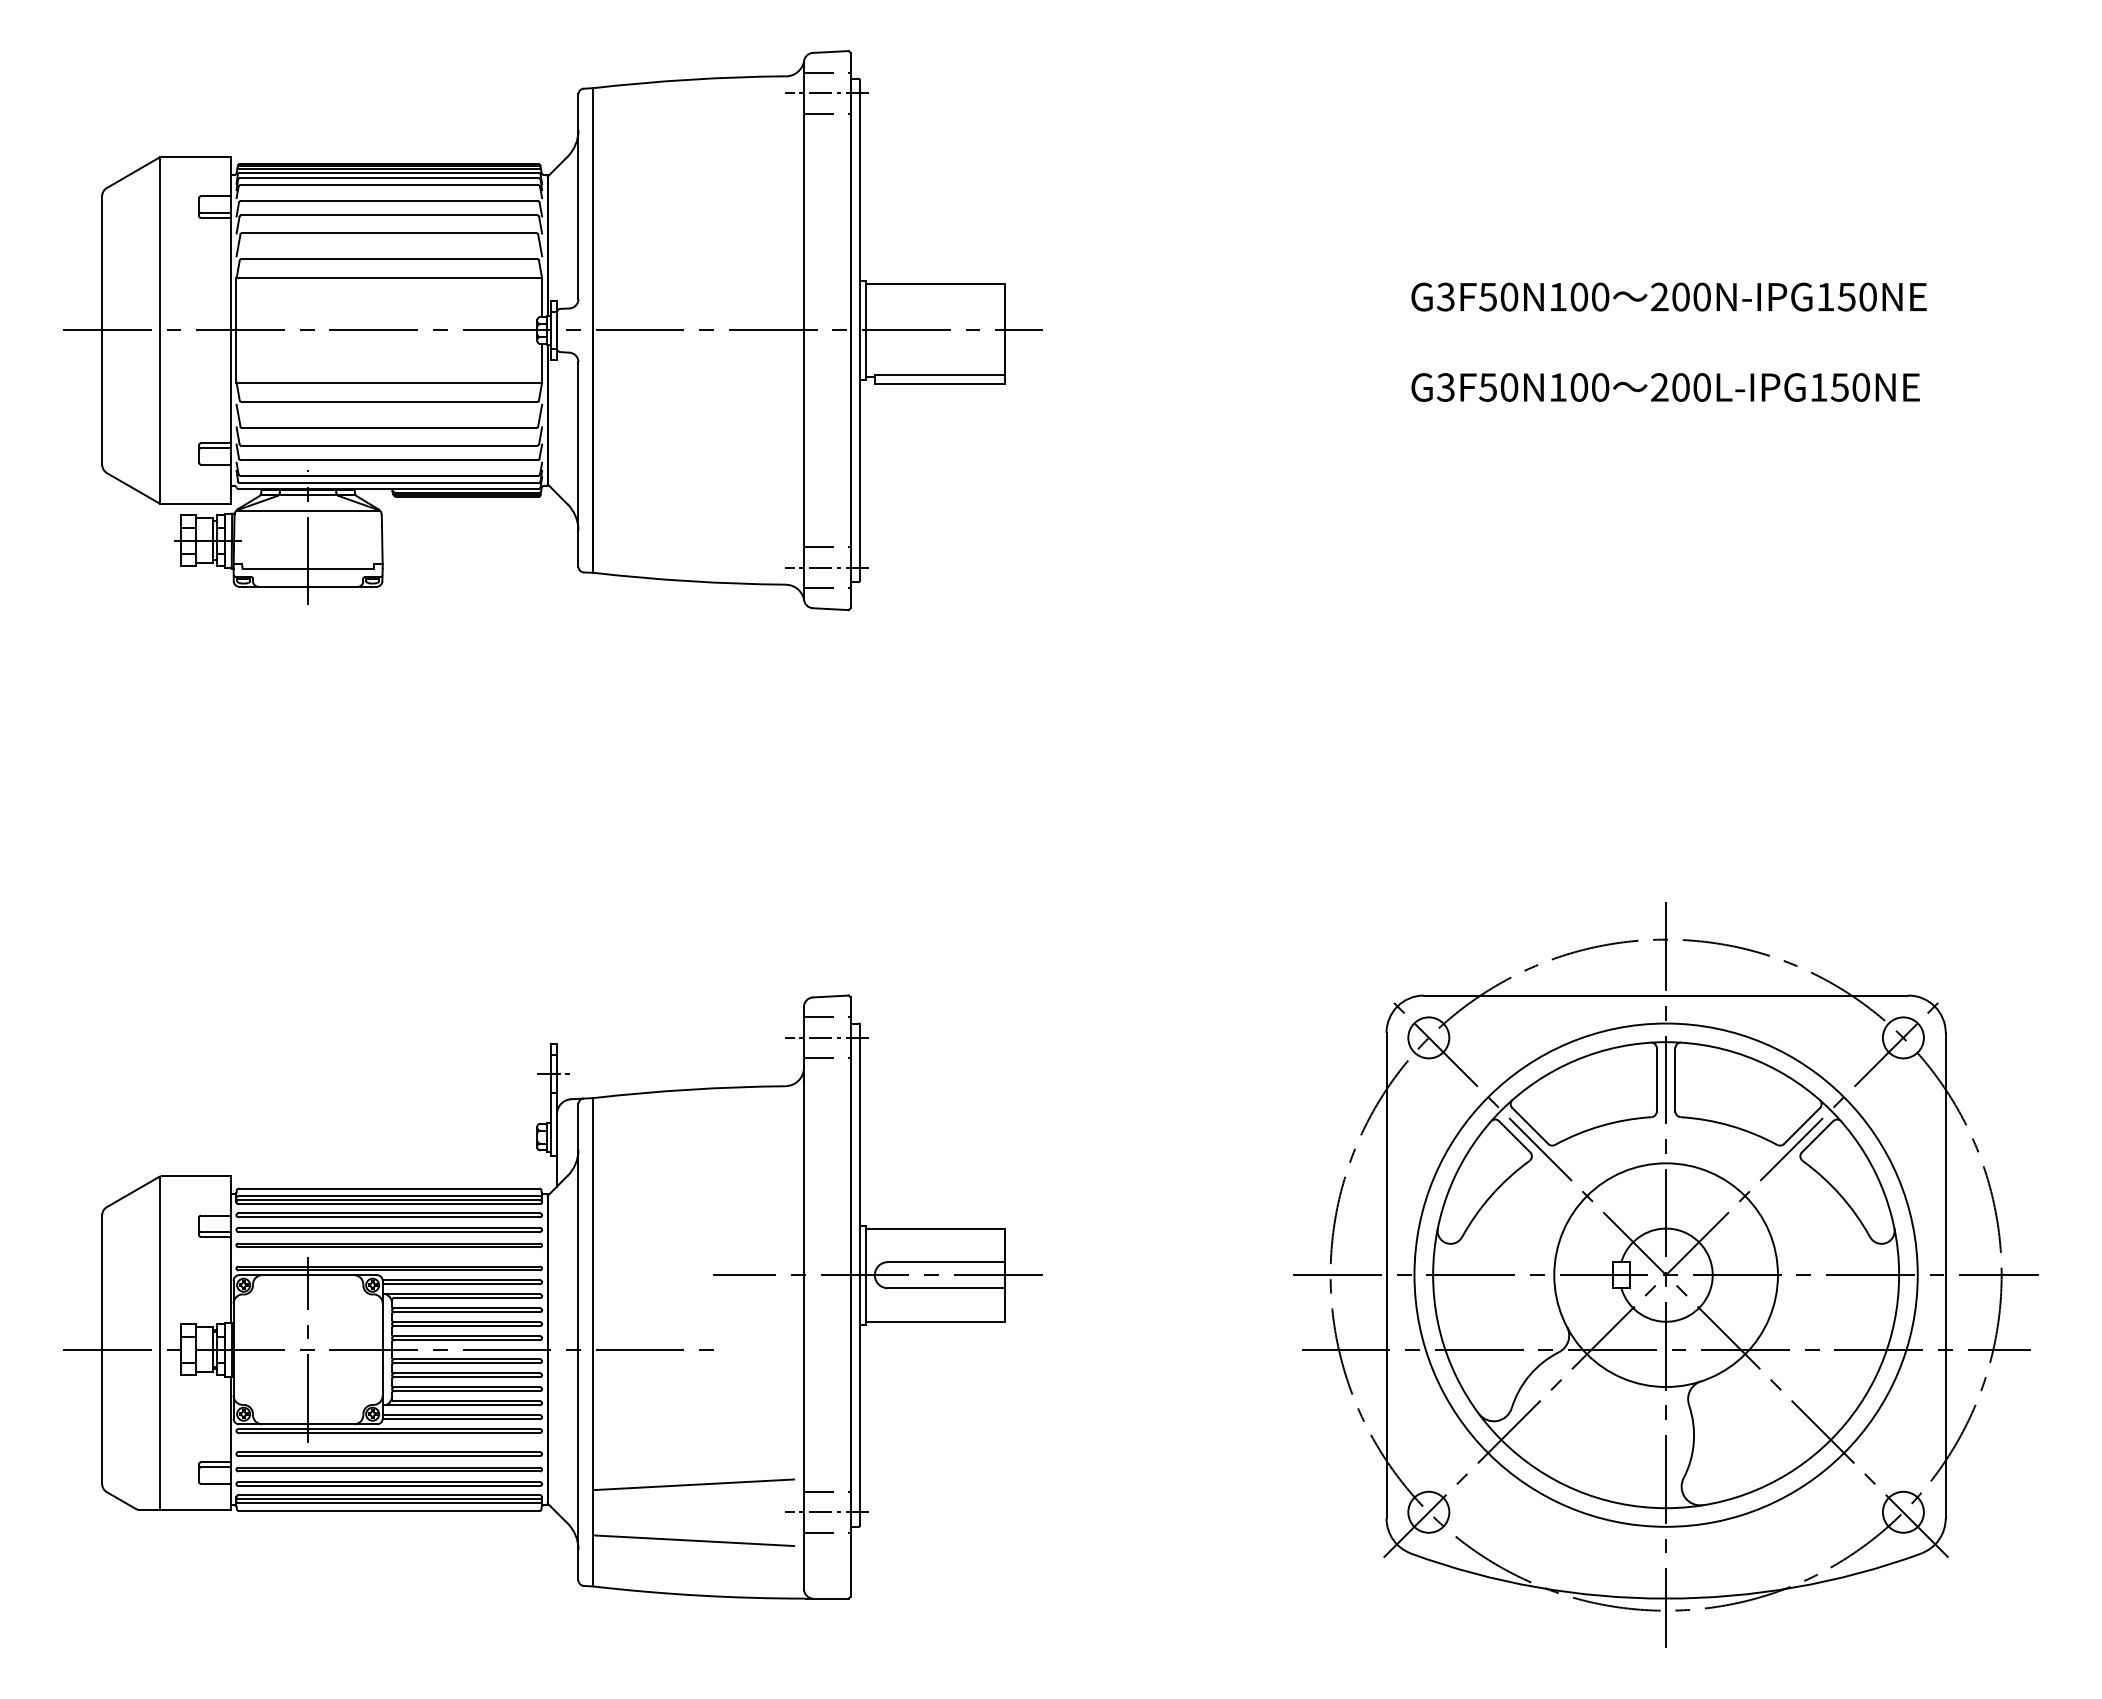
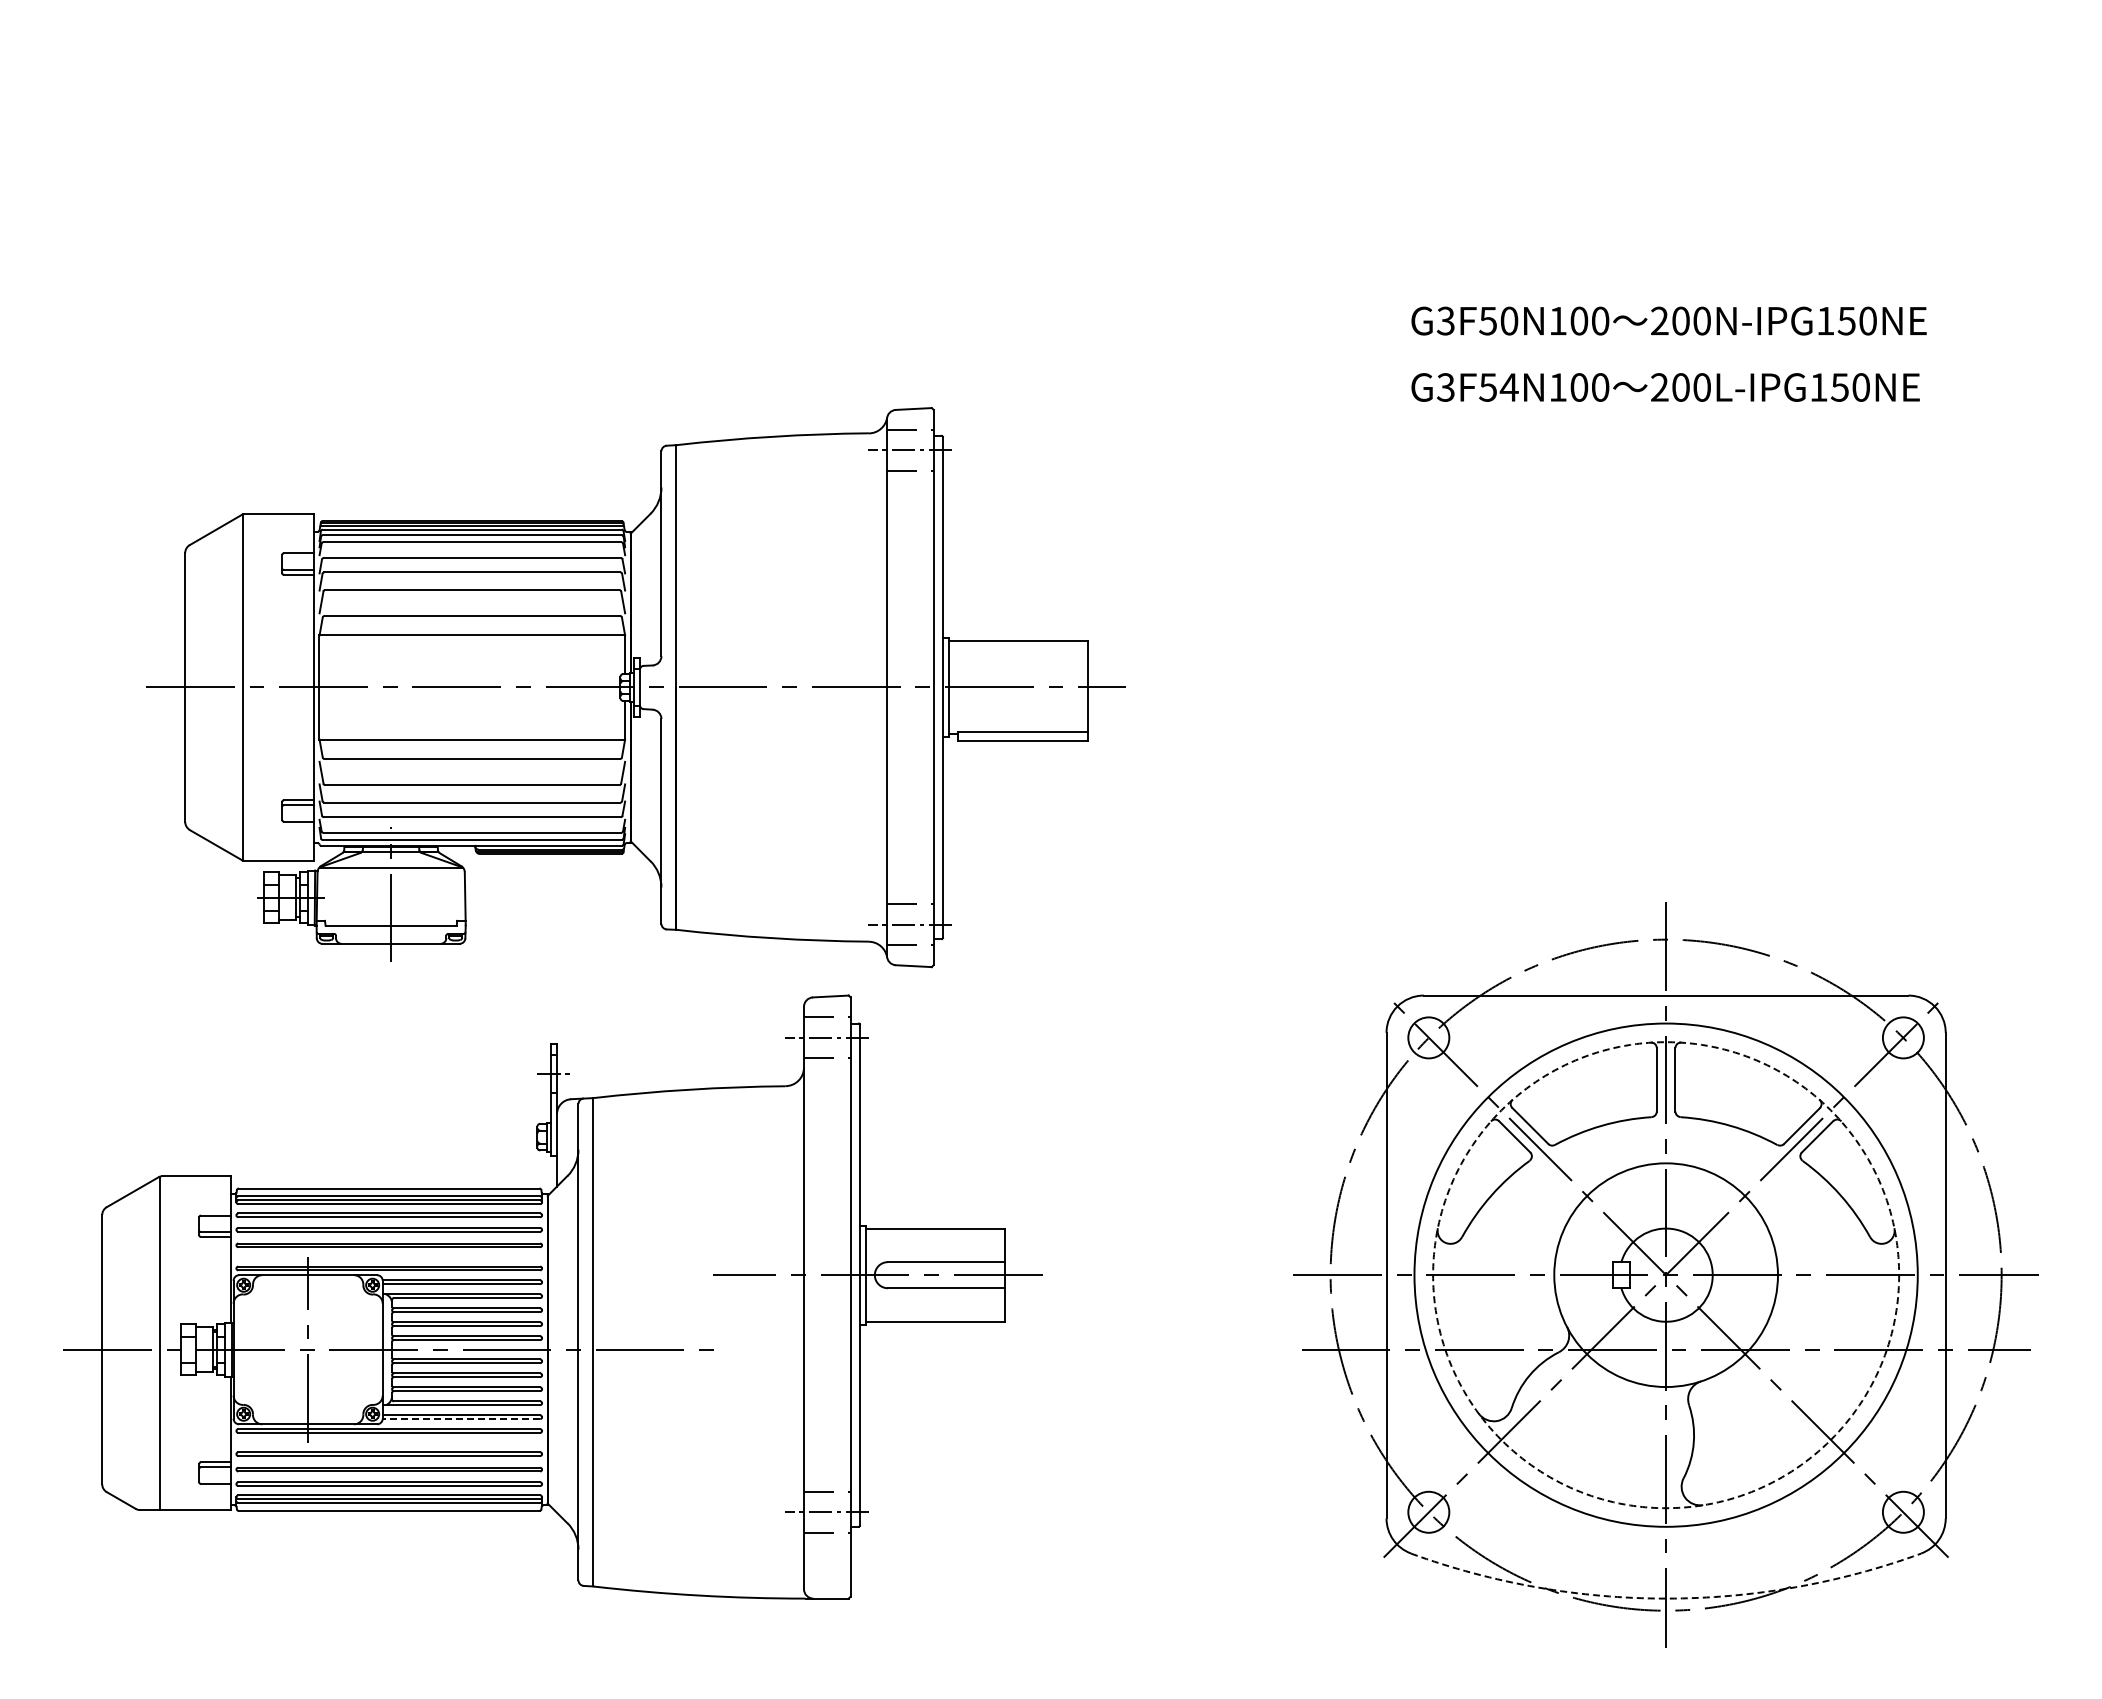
text position: (1668, 296) -> (1668, 320) (1668, 320)
part position: (552, 330) -> (635, 687) (635, 687)
text: G3F50N100 -> G3F54N100 (1508, 387)
circle: solid -> dashed (1666, 1275)
line: solid -> dashed (461, 1419)
line: present -> none (693, 1484)
line: present -> none (693, 1540)
arc: solid -> dashed (1666, 1598)
